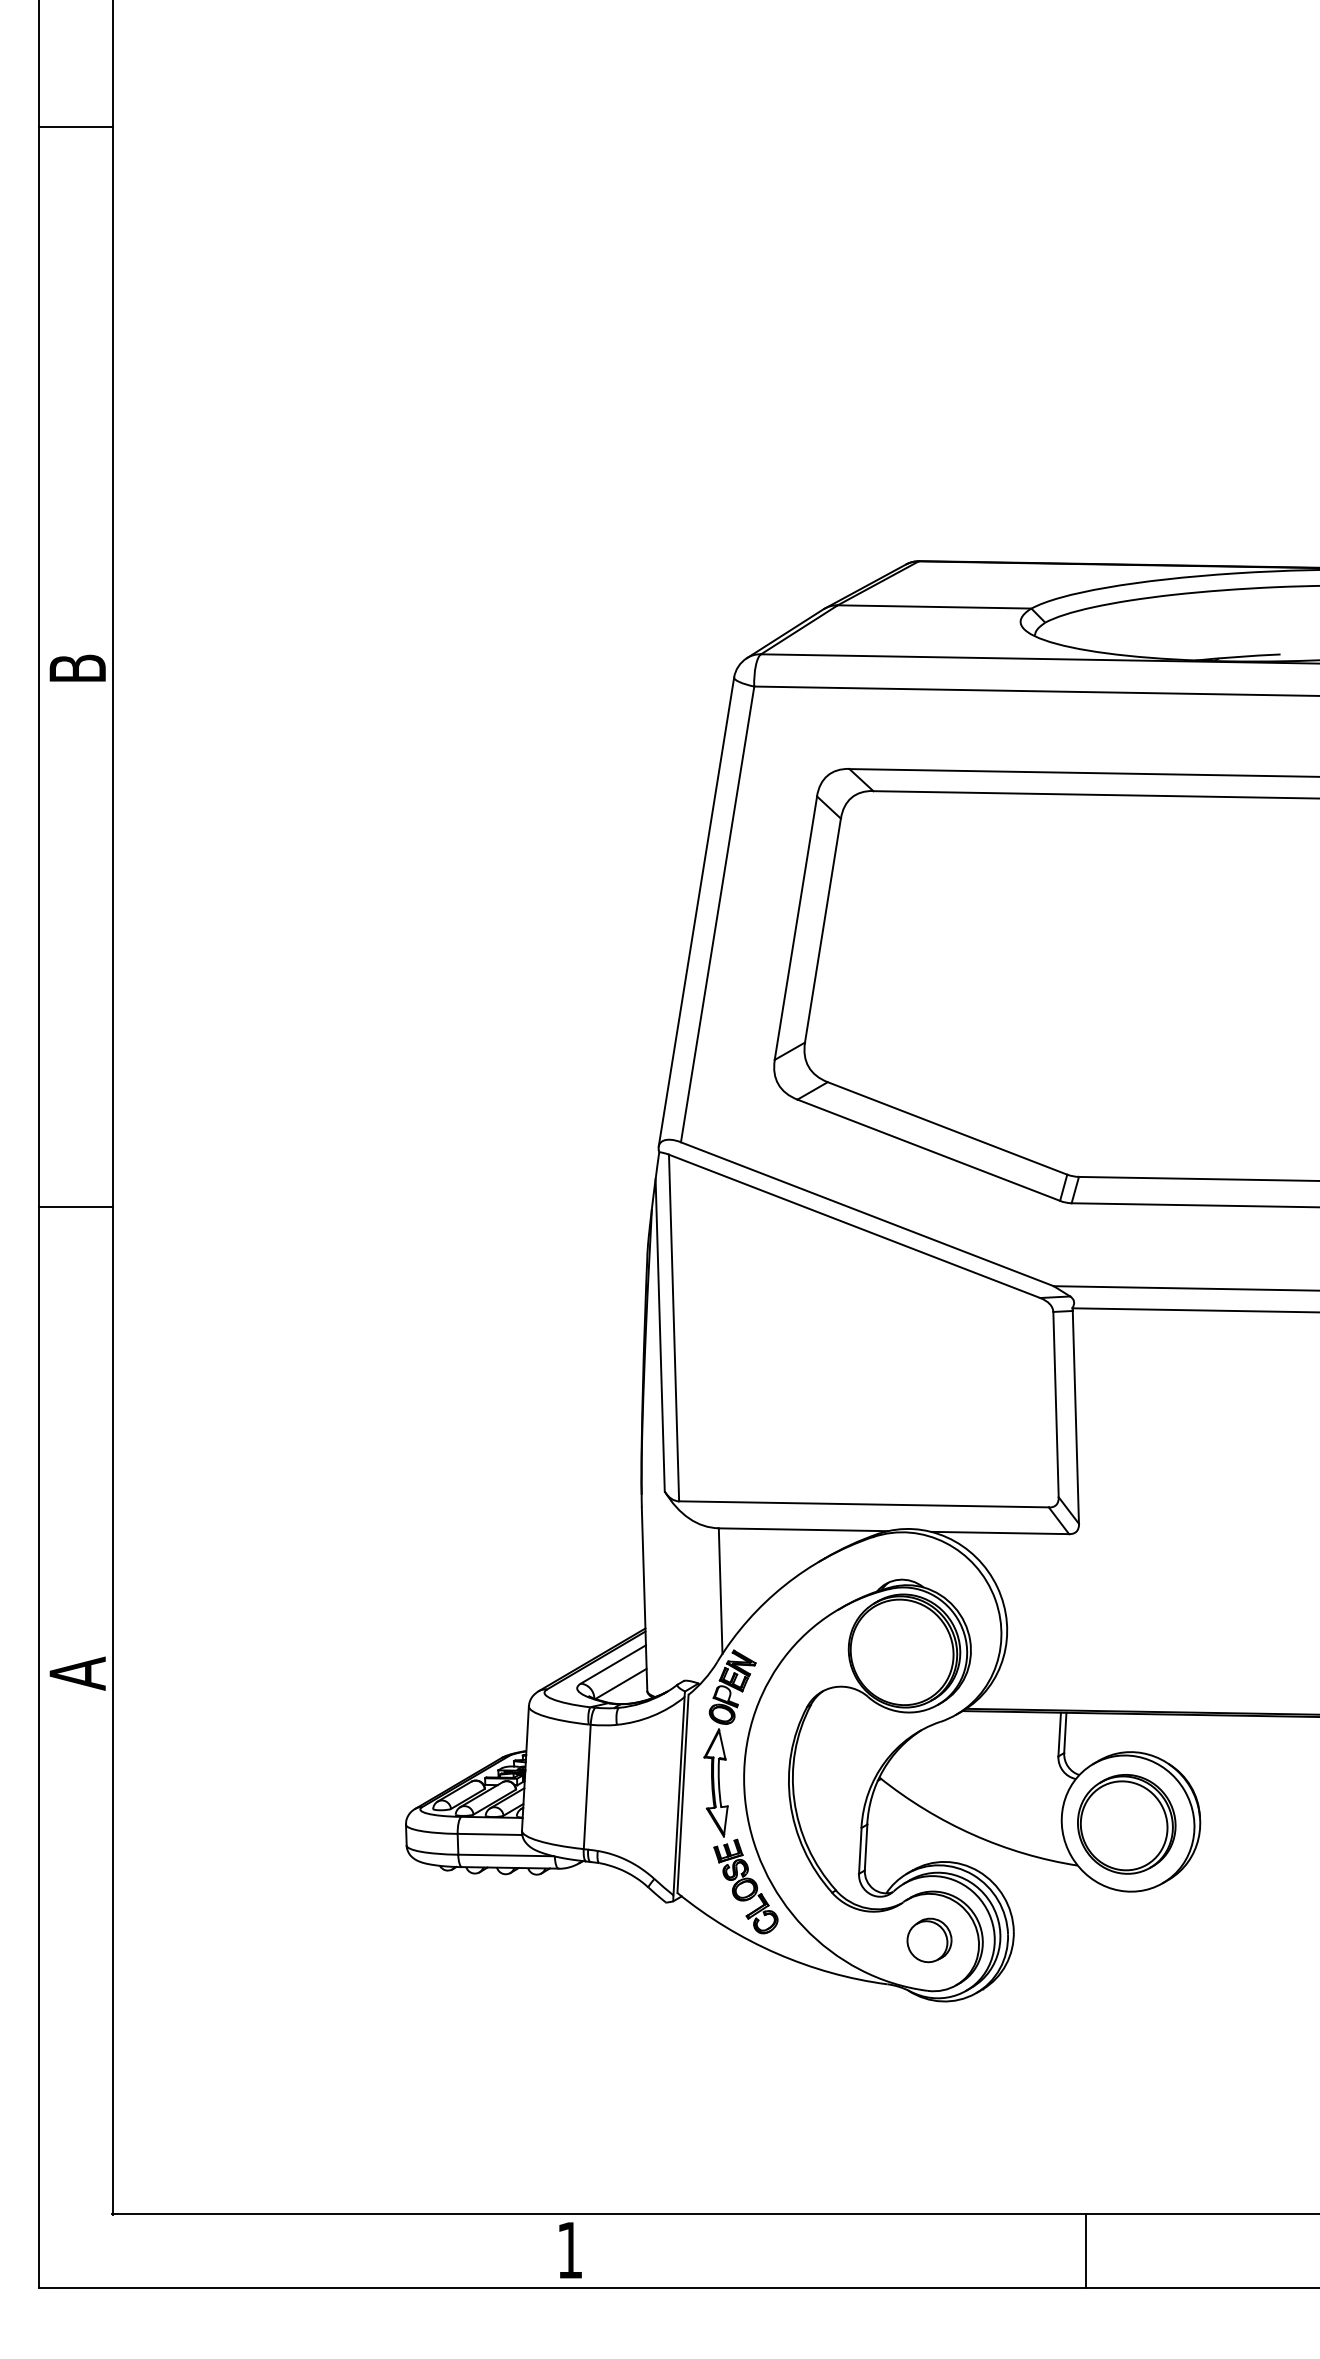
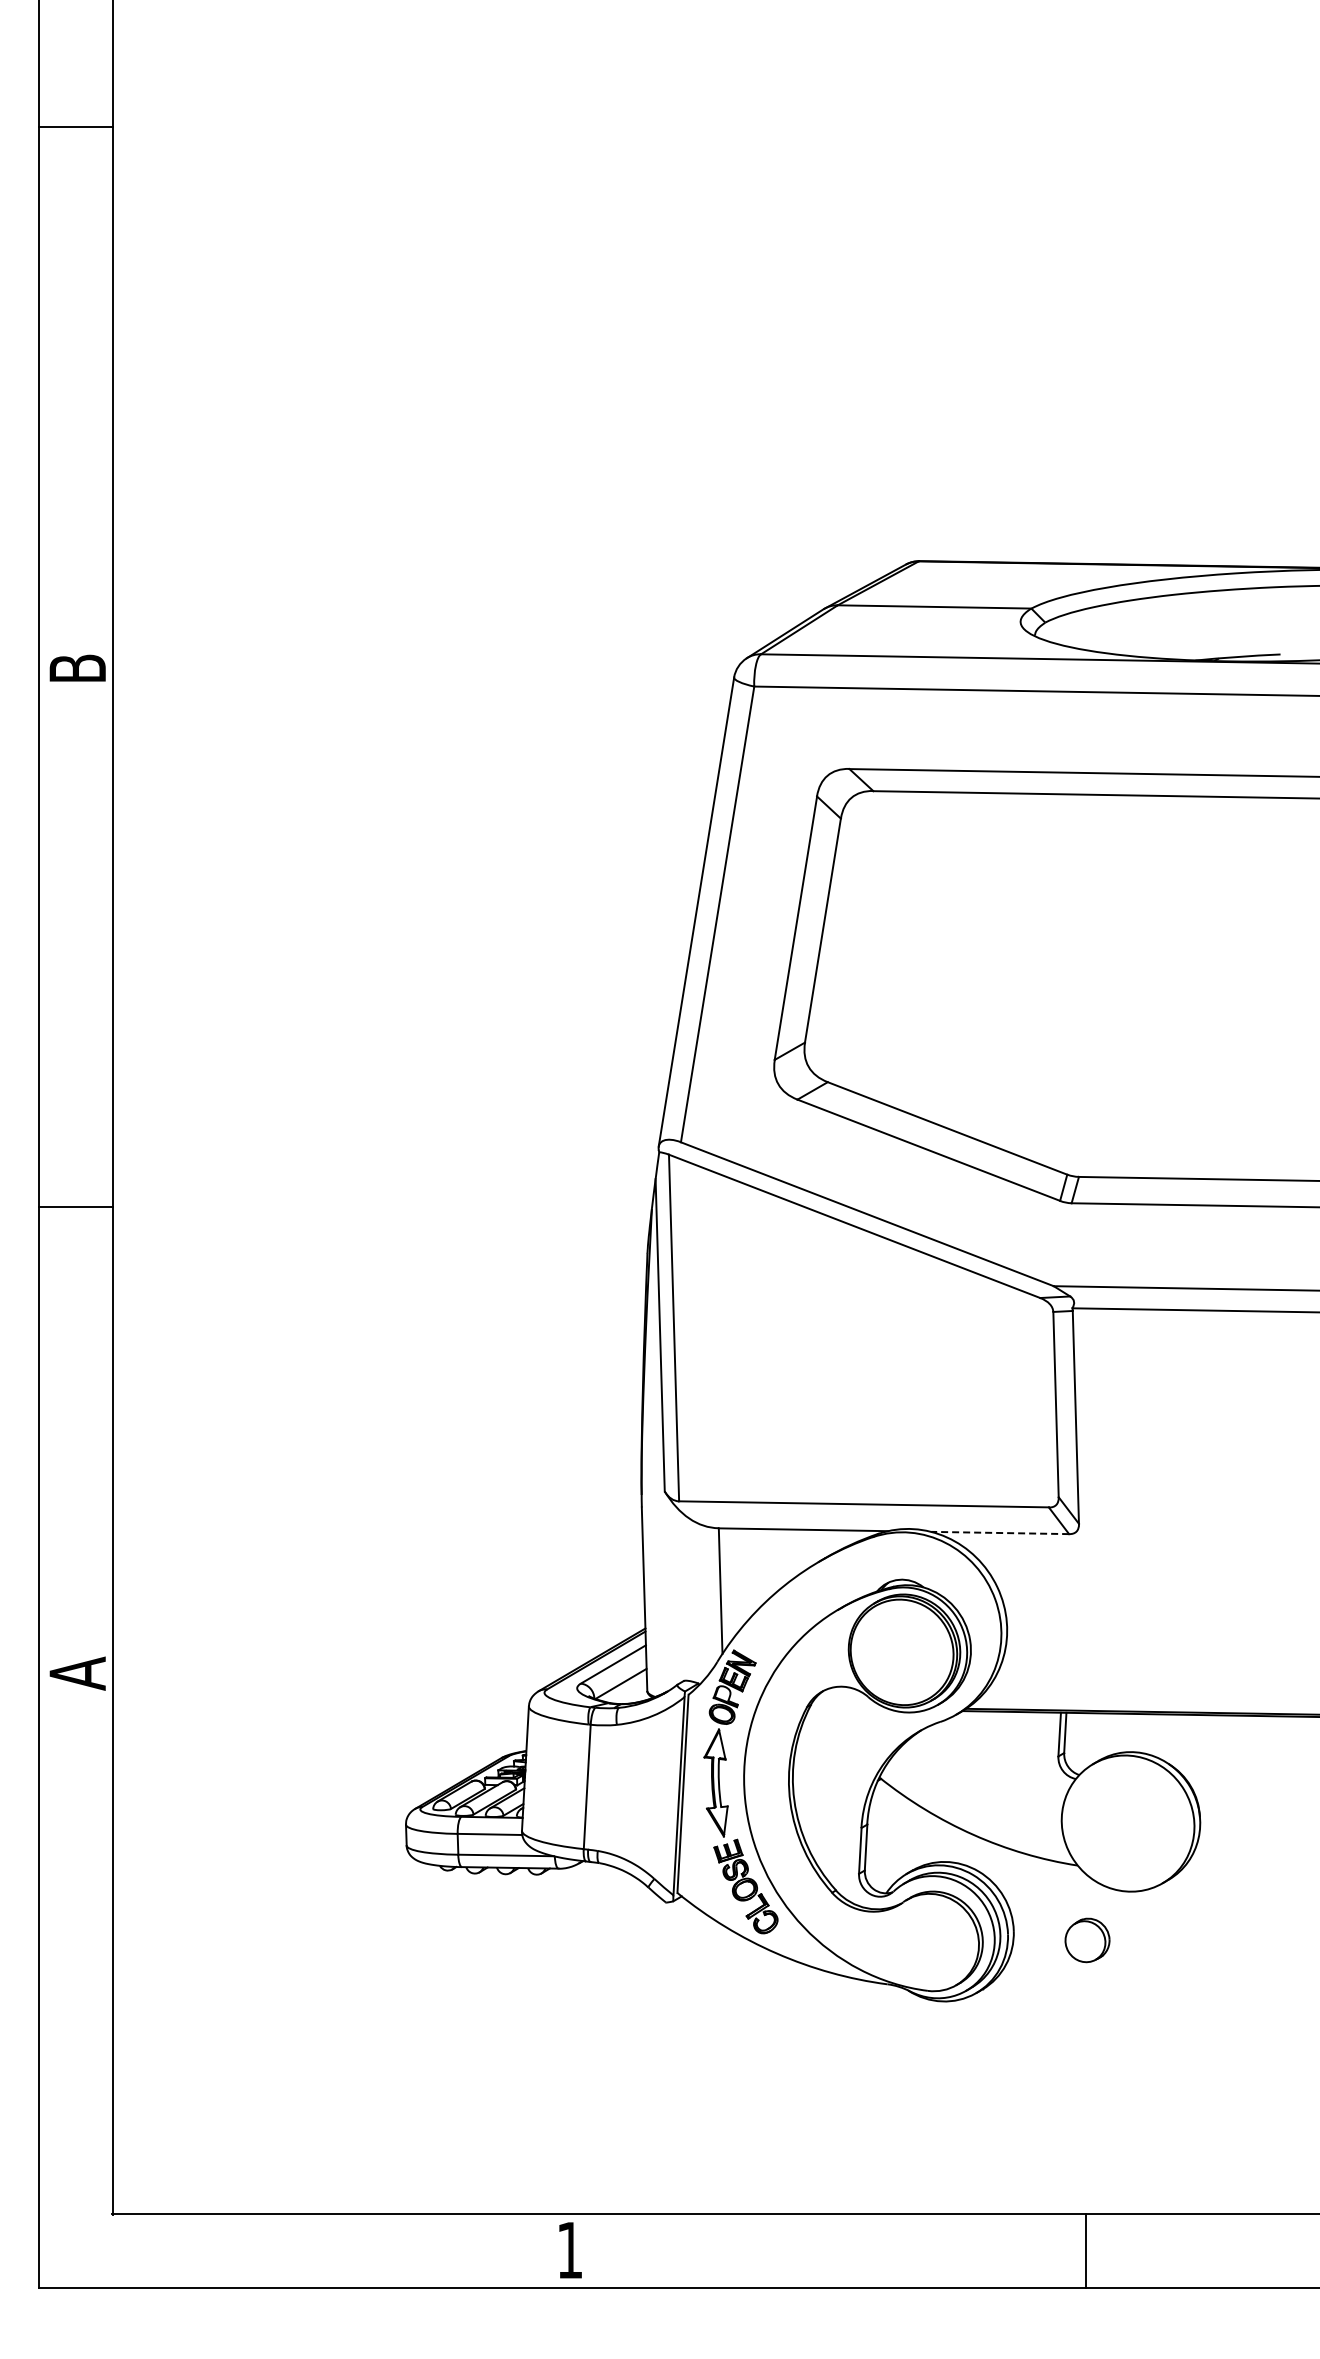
line: solid -> dashed (1000, 1533)
part: present -> none (1126, 1824)
part position: (929, 1940) -> (1087, 1940) (1087, 1940)
